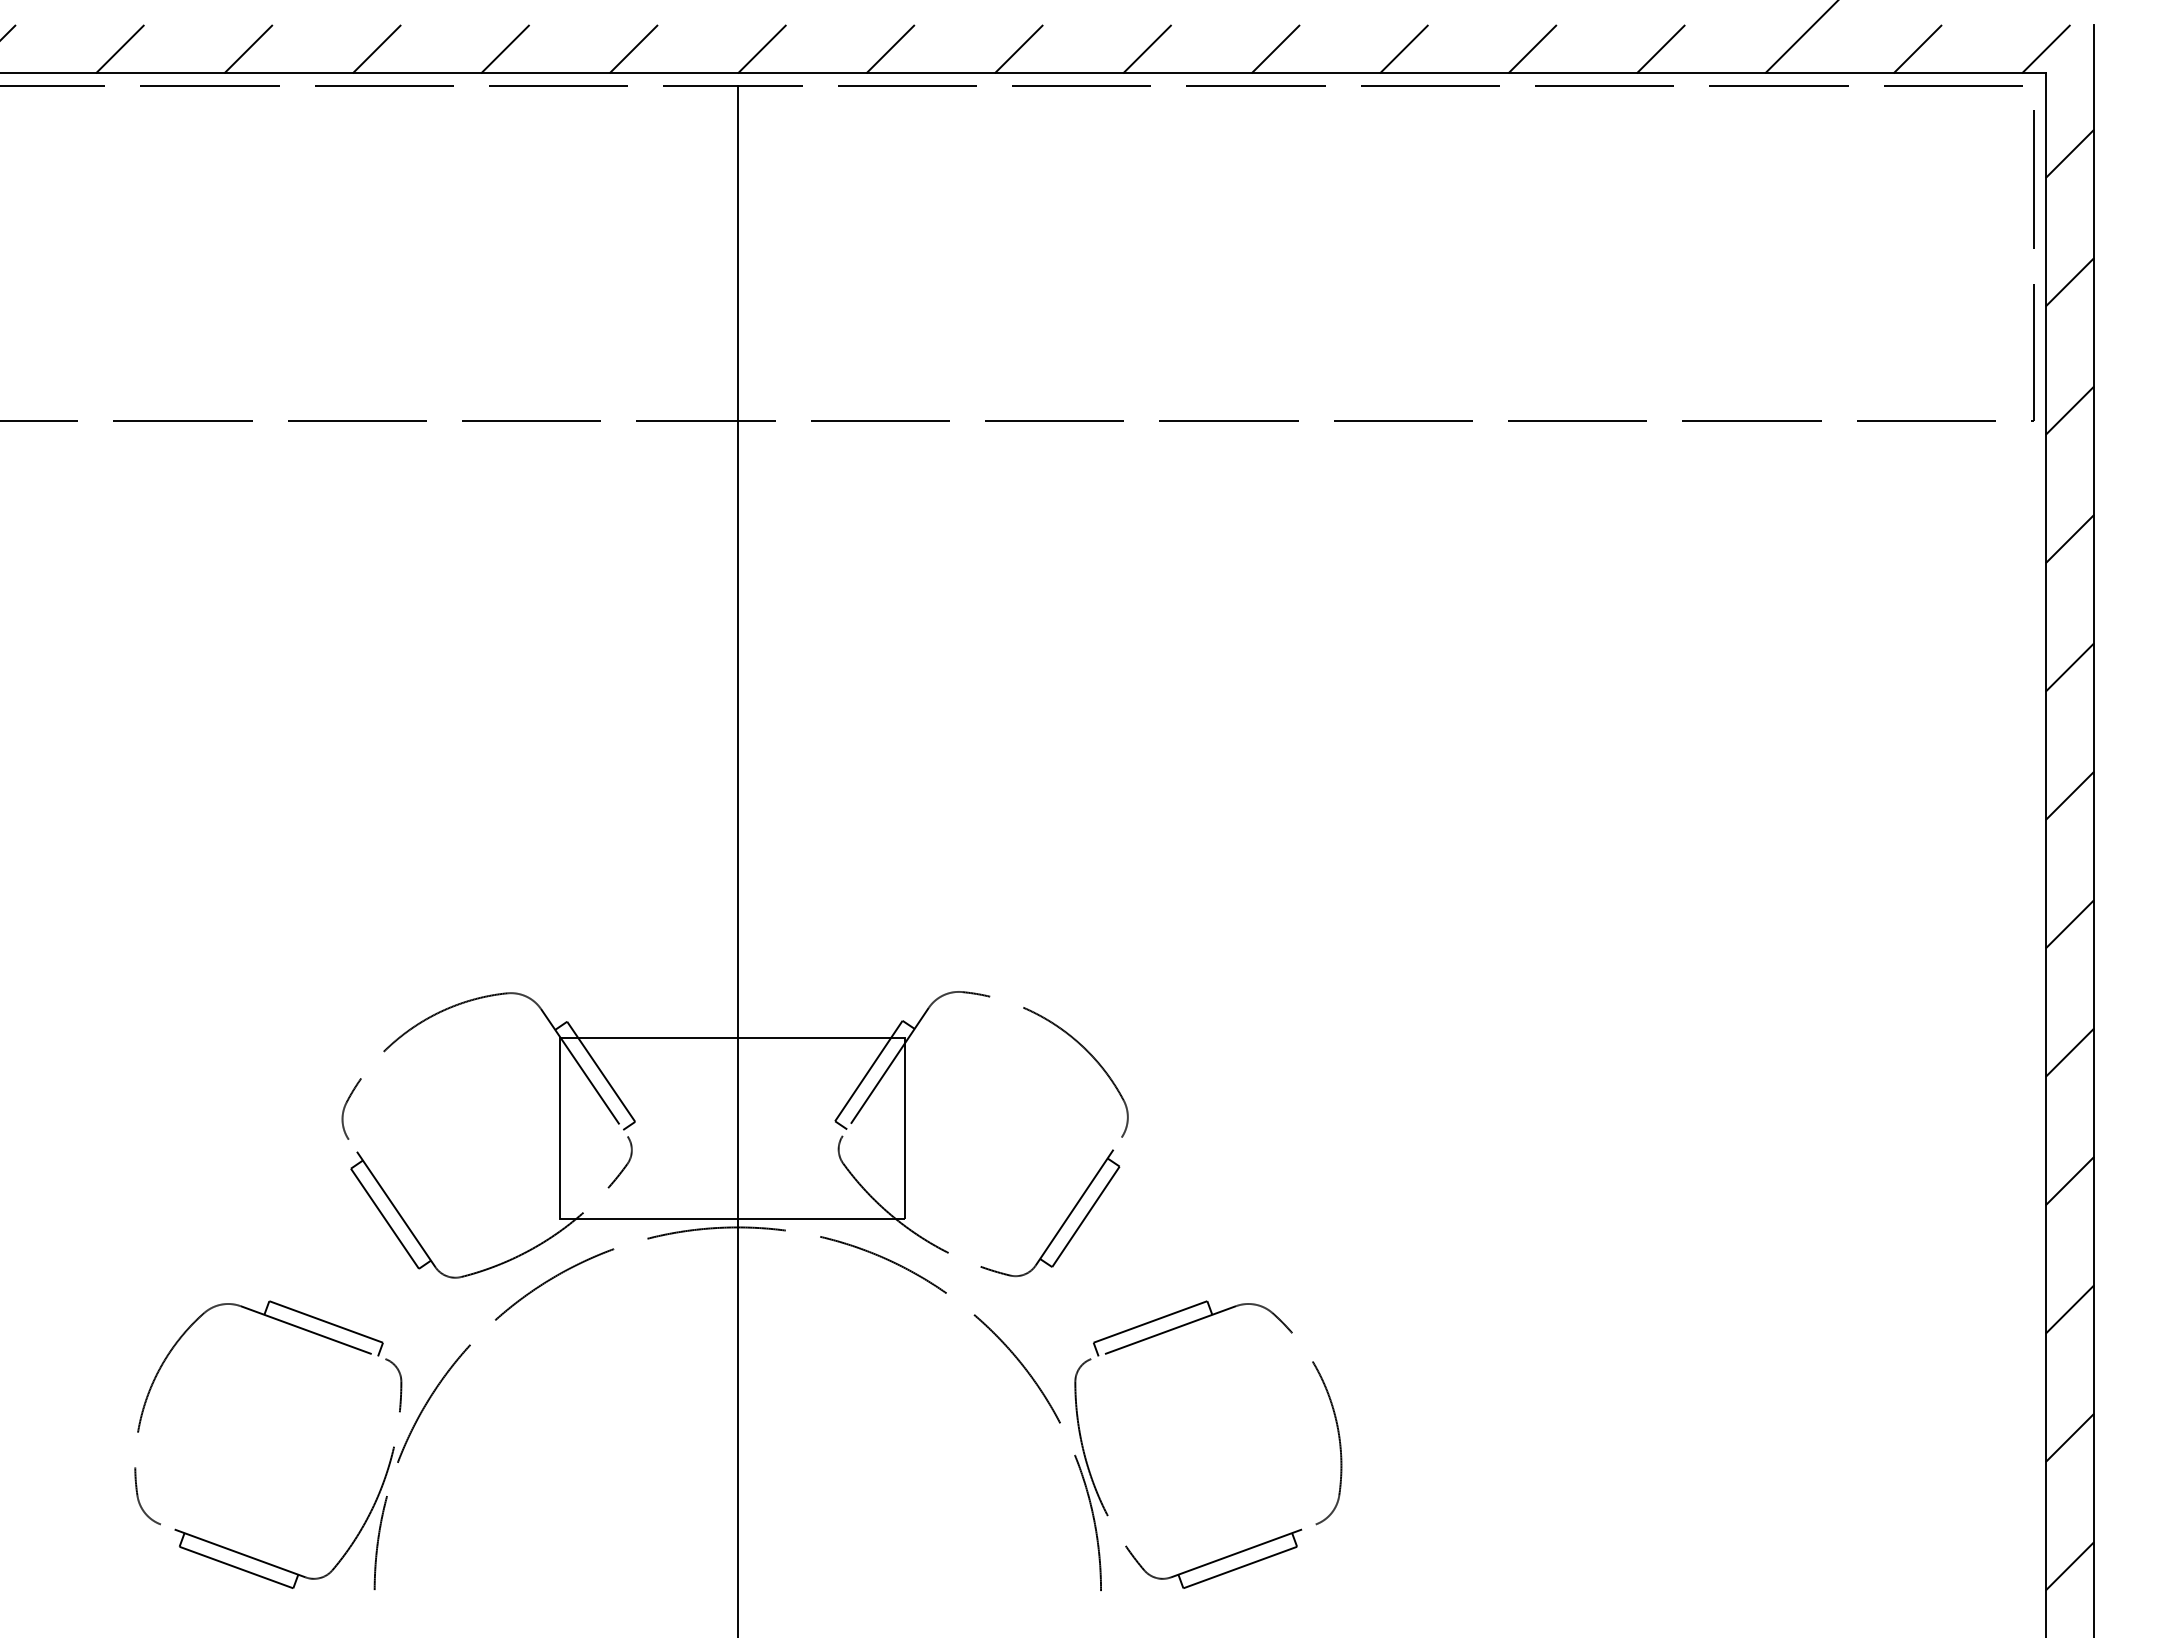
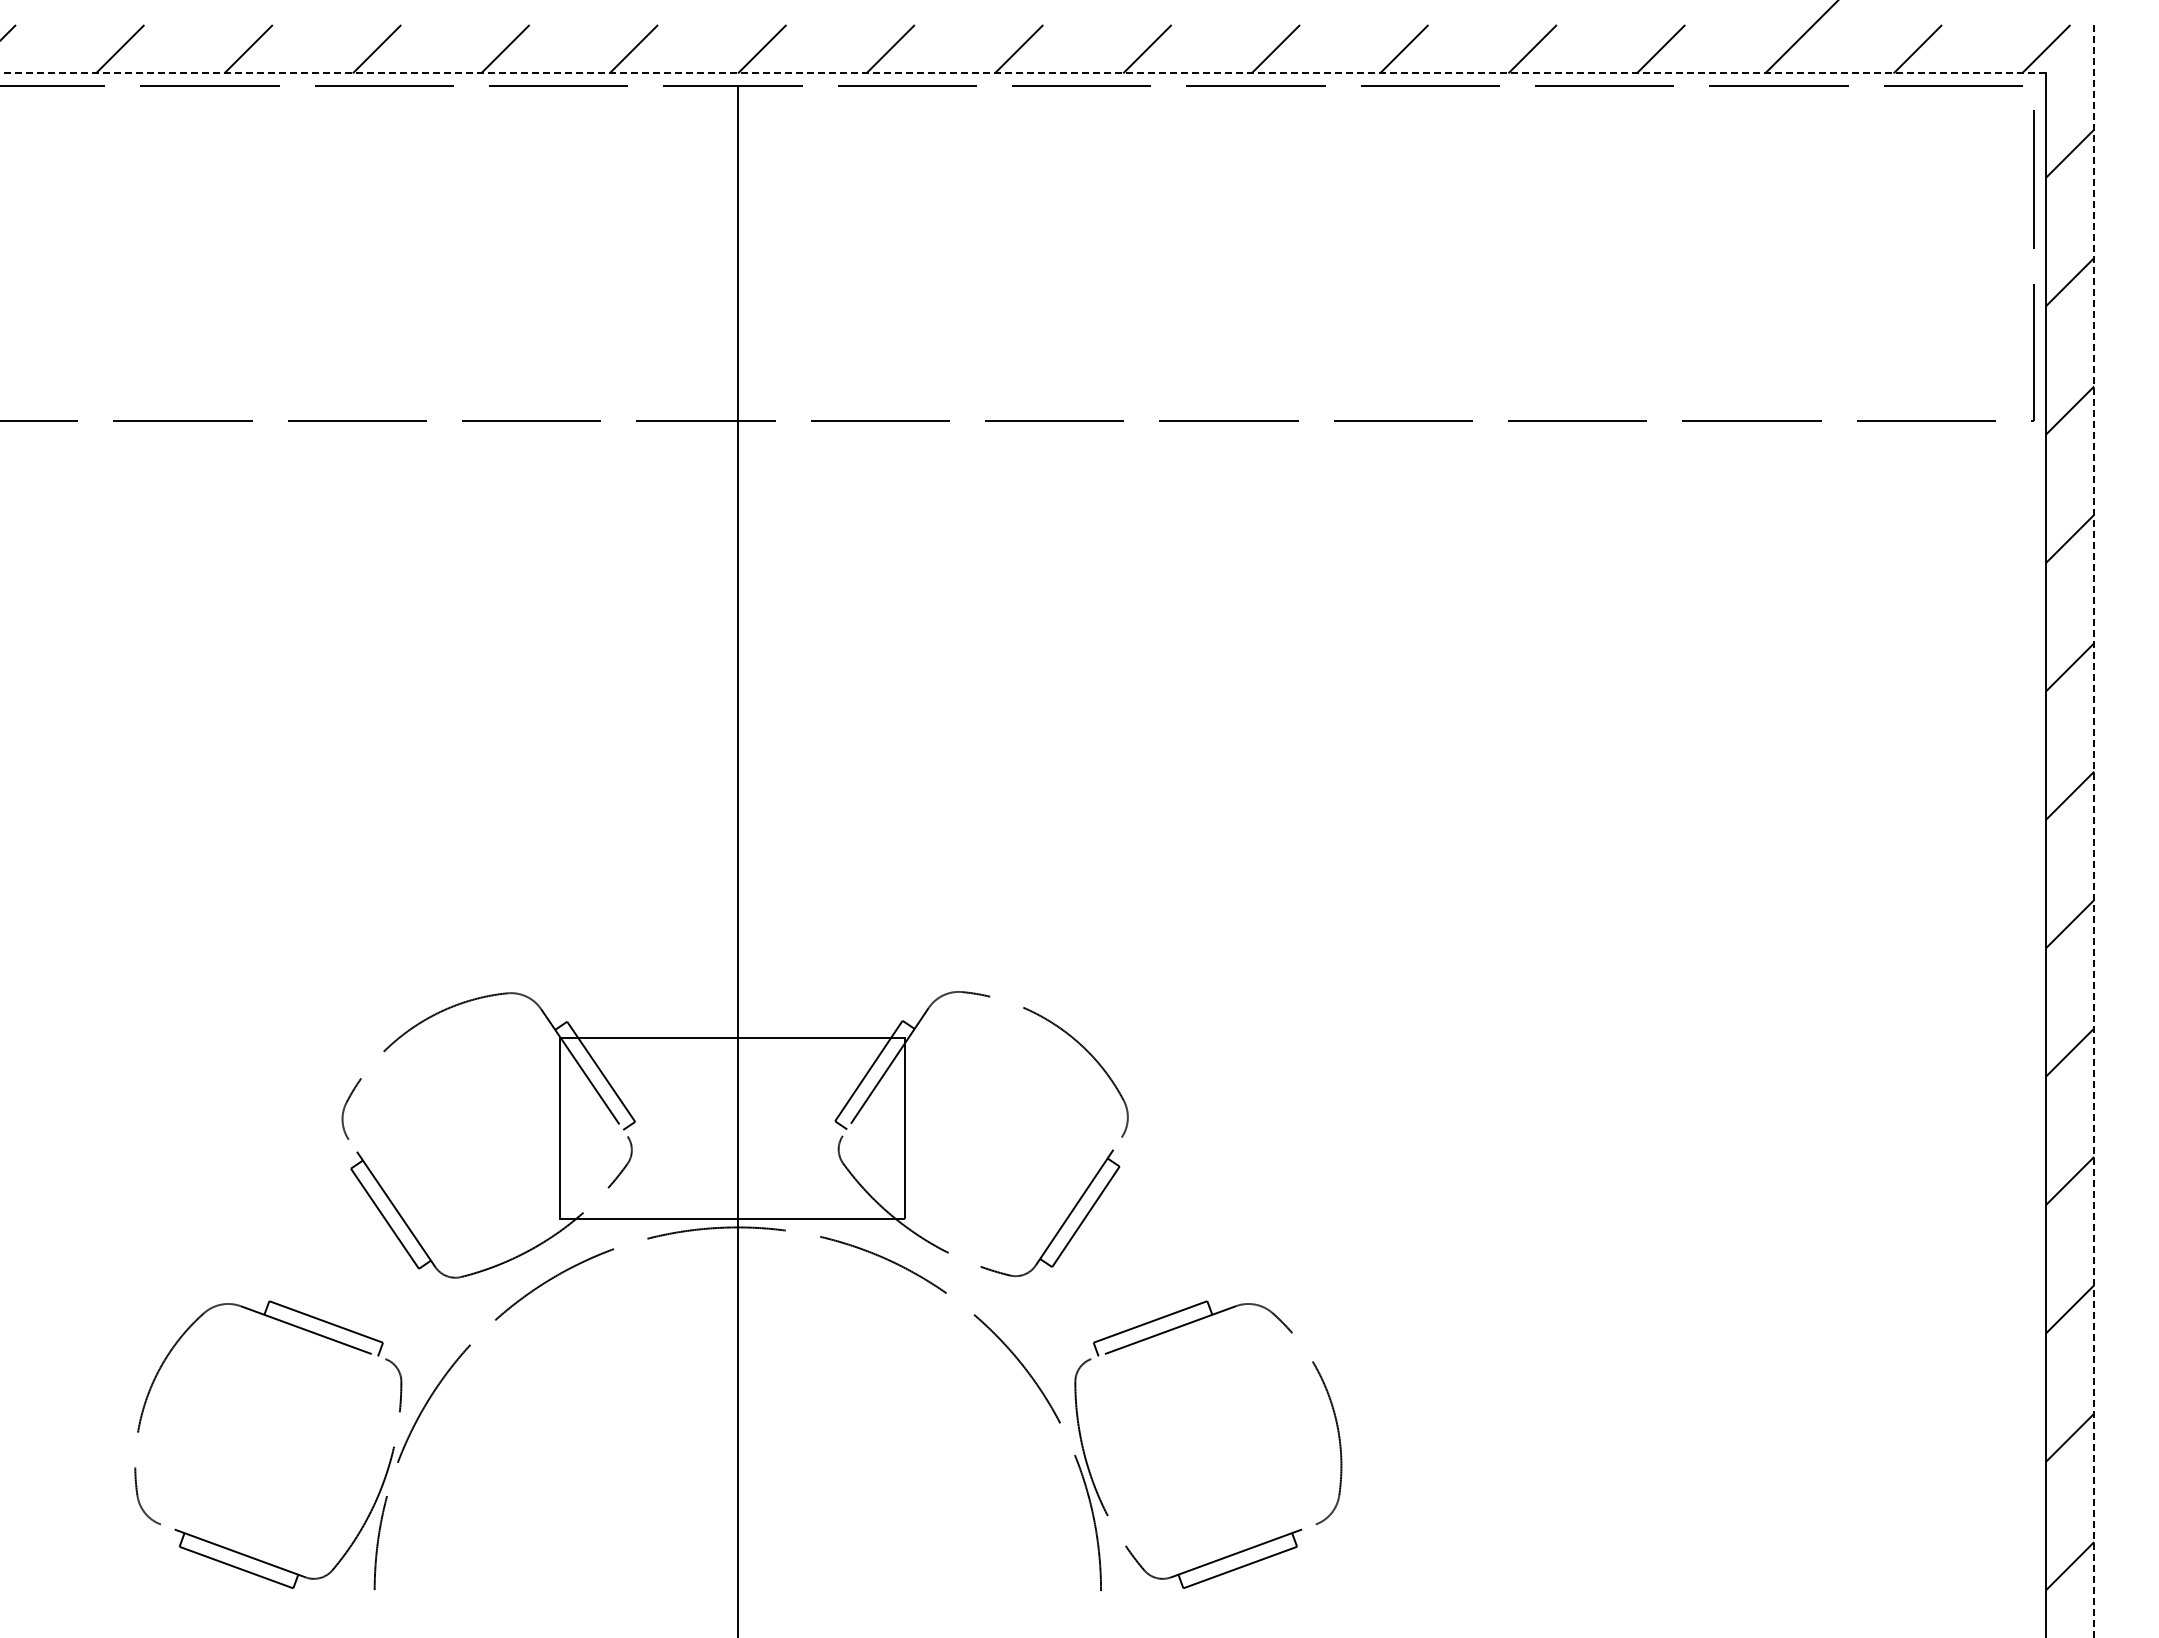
line: solid -> dashed (1023, 73)
line: solid -> dashed (2094, 831)
